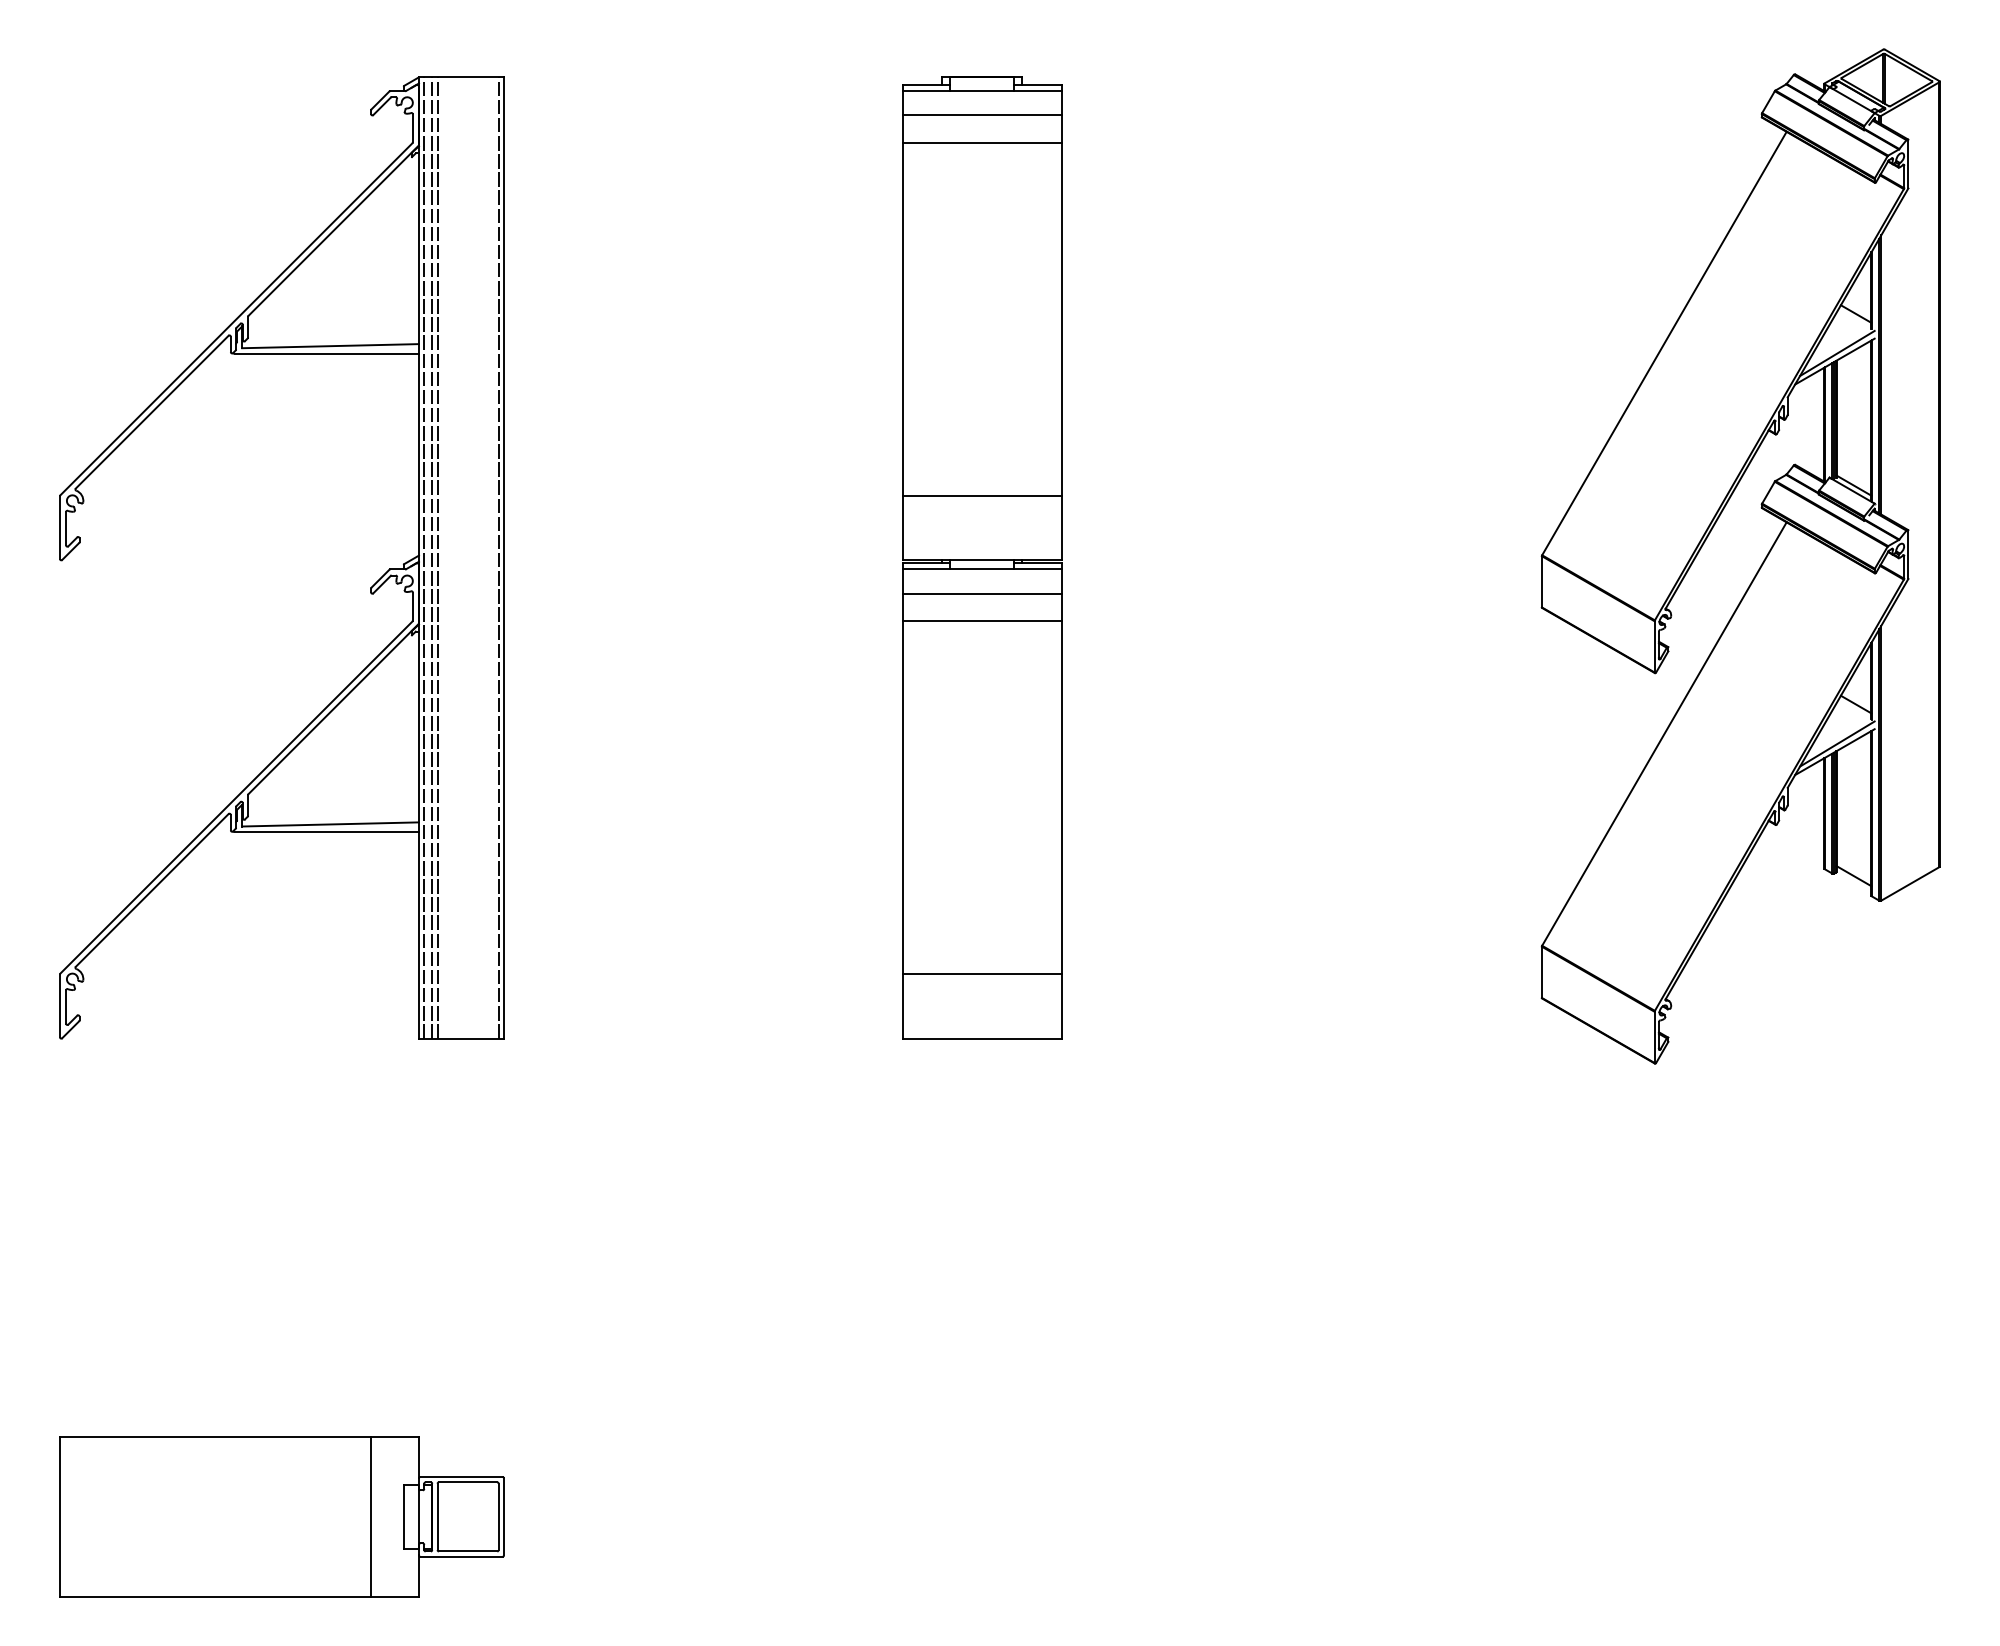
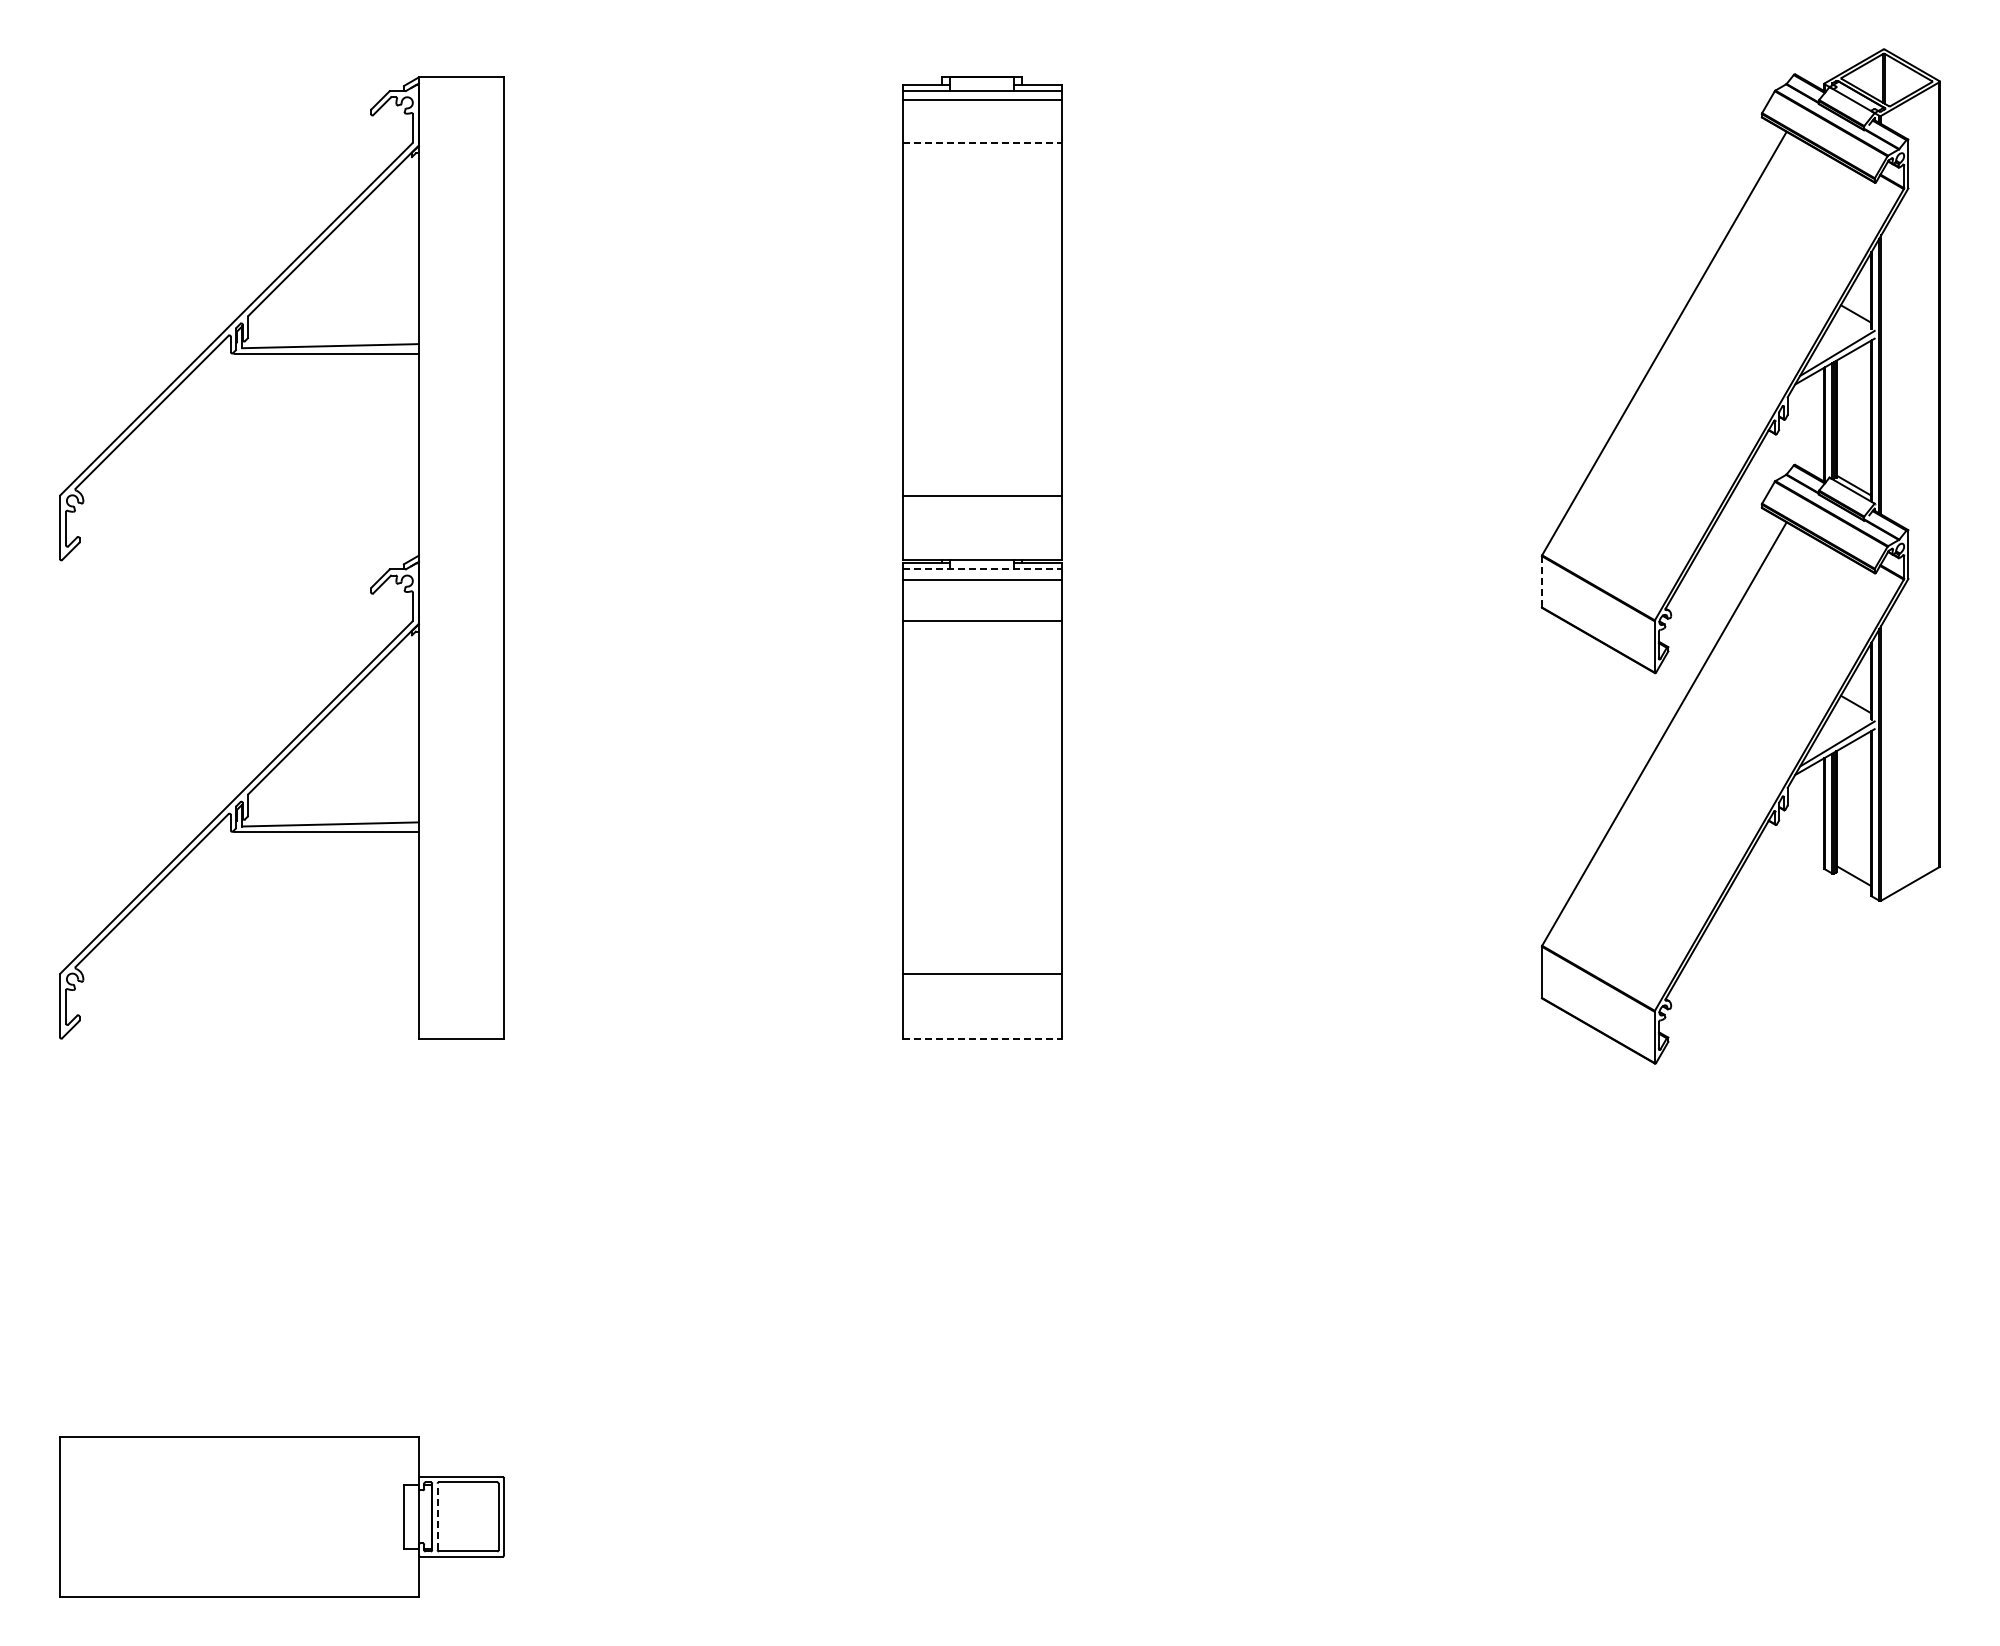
line position: (981, 115) -> (981, 100) (981, 100)
line: solid -> dashed (982, 142)
line: present -> none (424, 557)
line: present -> none (432, 557)
line: present -> none (437, 557)
line: present -> none (498, 557)
line: solid -> dashed (982, 569)
line: solid -> dashed (1541, 581)
line position: (981, 593) -> (981, 579) (981, 579)
line: solid -> dashed (982, 1038)
line: present -> none (371, 1516)
line: solid -> dashed (437, 1516)
